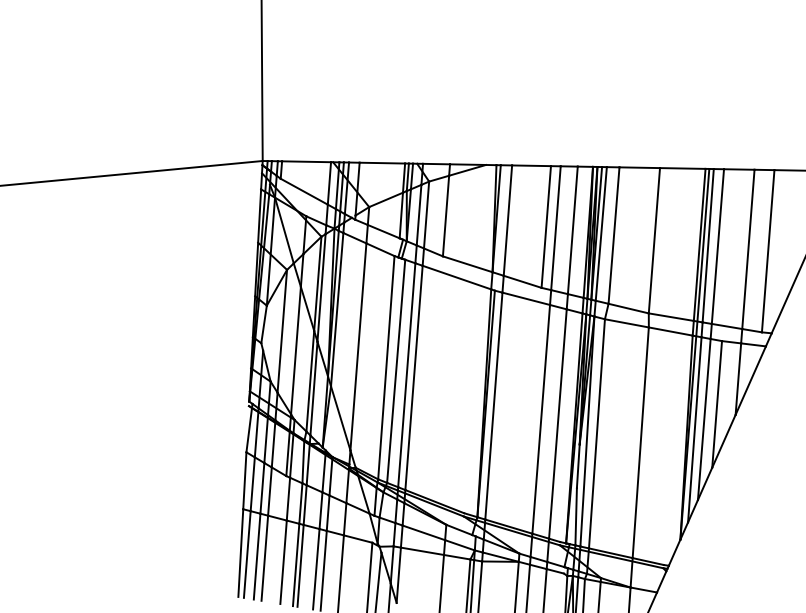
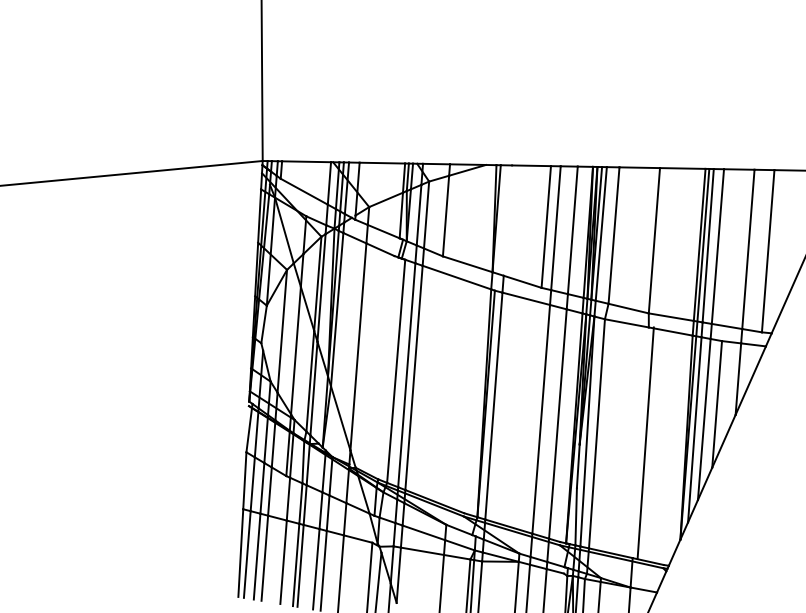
line: present -> none (507, 220)
line: present -> none (386, 367)
line position: (640, 442) -> (645, 442) (645, 442)
